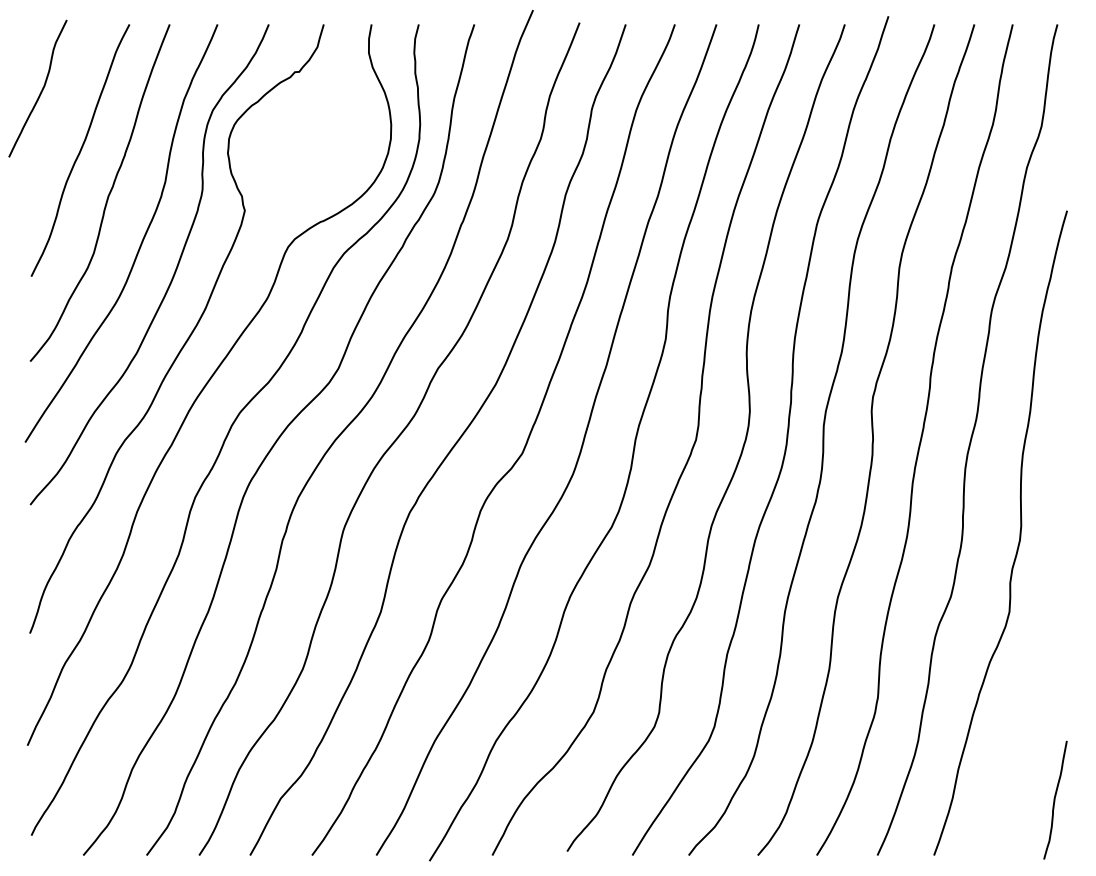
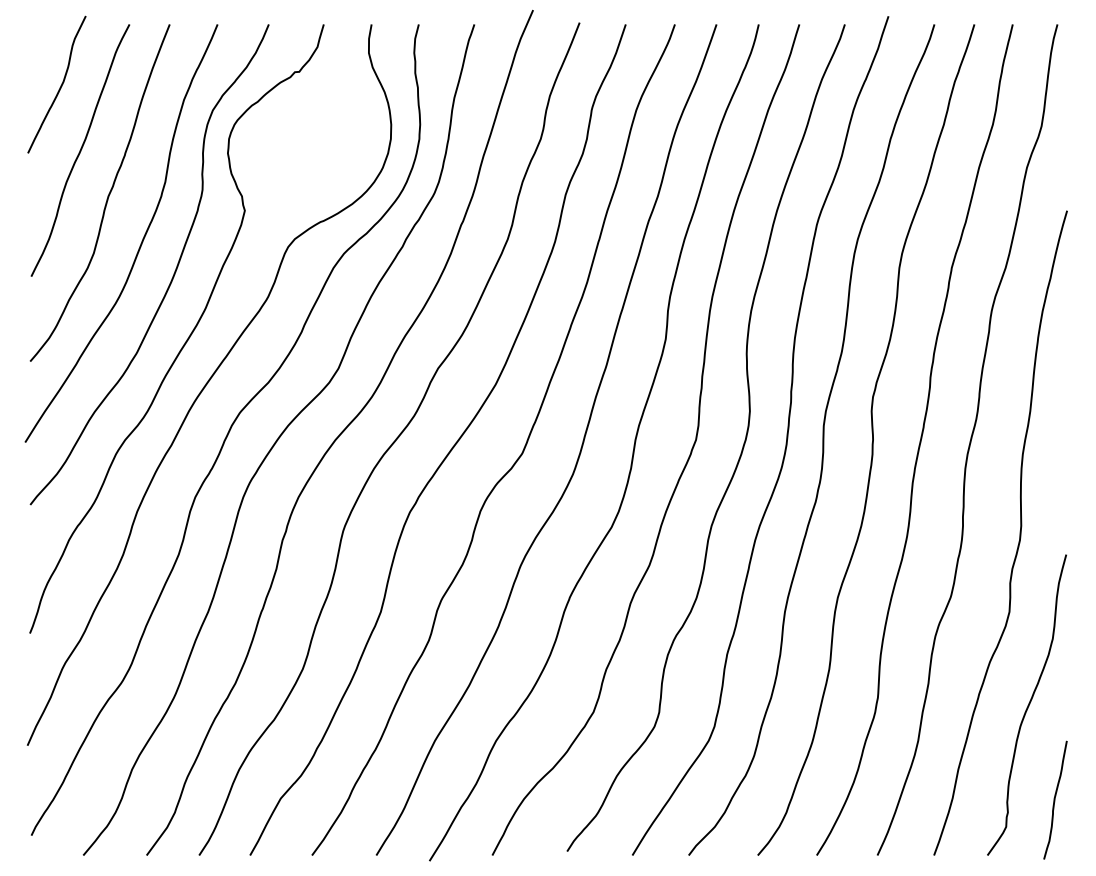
curve position: (41, 89) -> (60, 85) (60, 85)
curve: none -> present (1027, 705)
